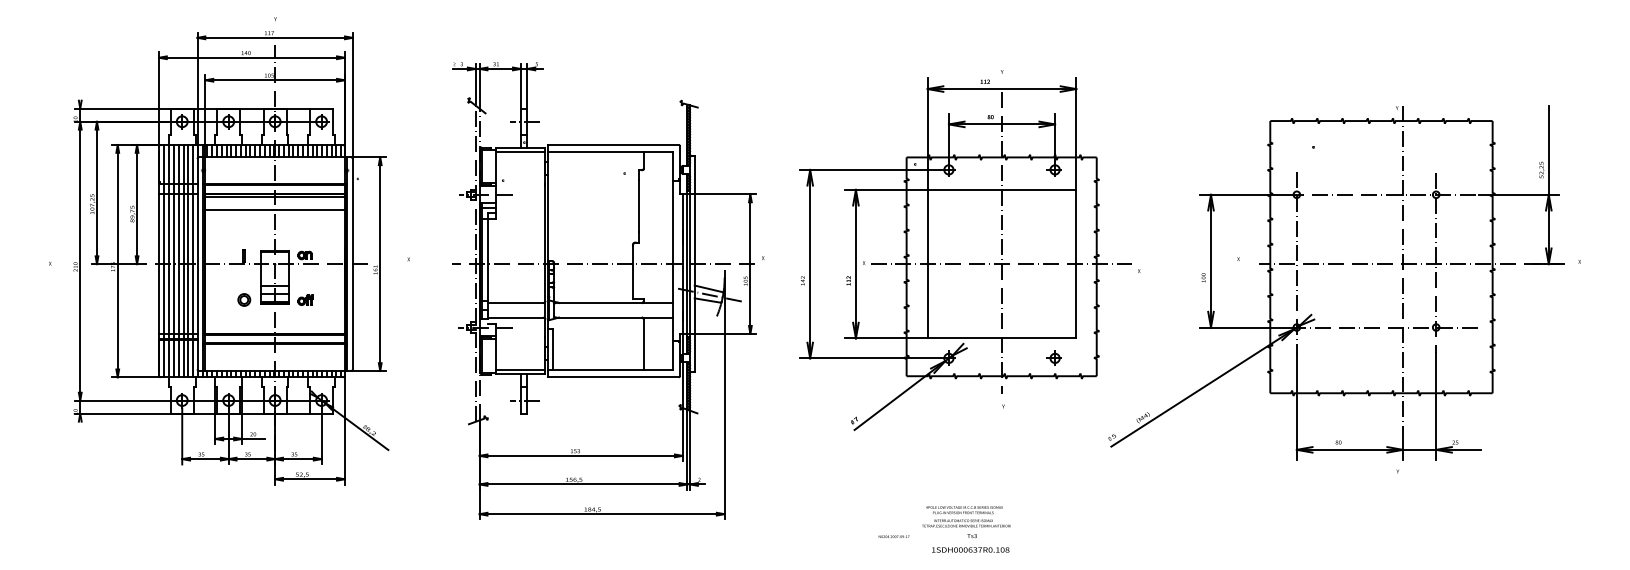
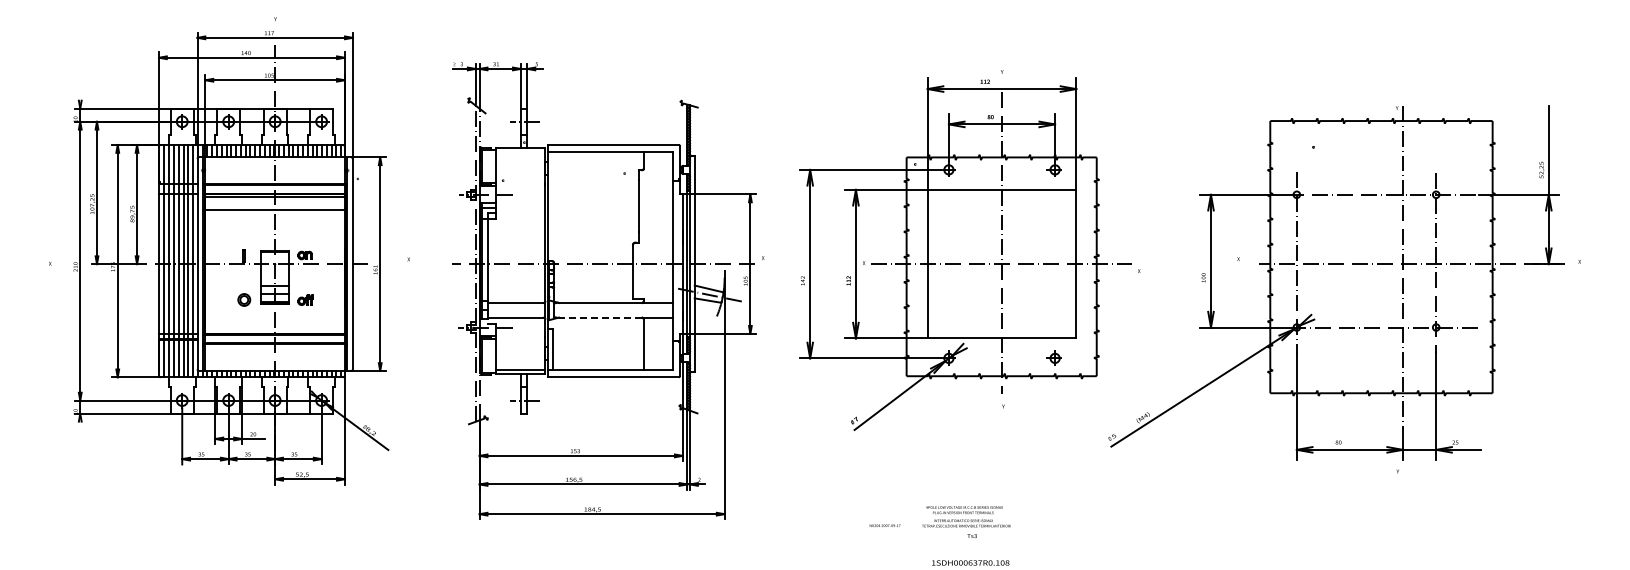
line: present -> none (520, 152)
line: solid -> dashed (600, 317)
text position: (893, 536) -> (884, 525) (884, 525)
text position: (970, 549) -> (970, 562) (970, 562)
